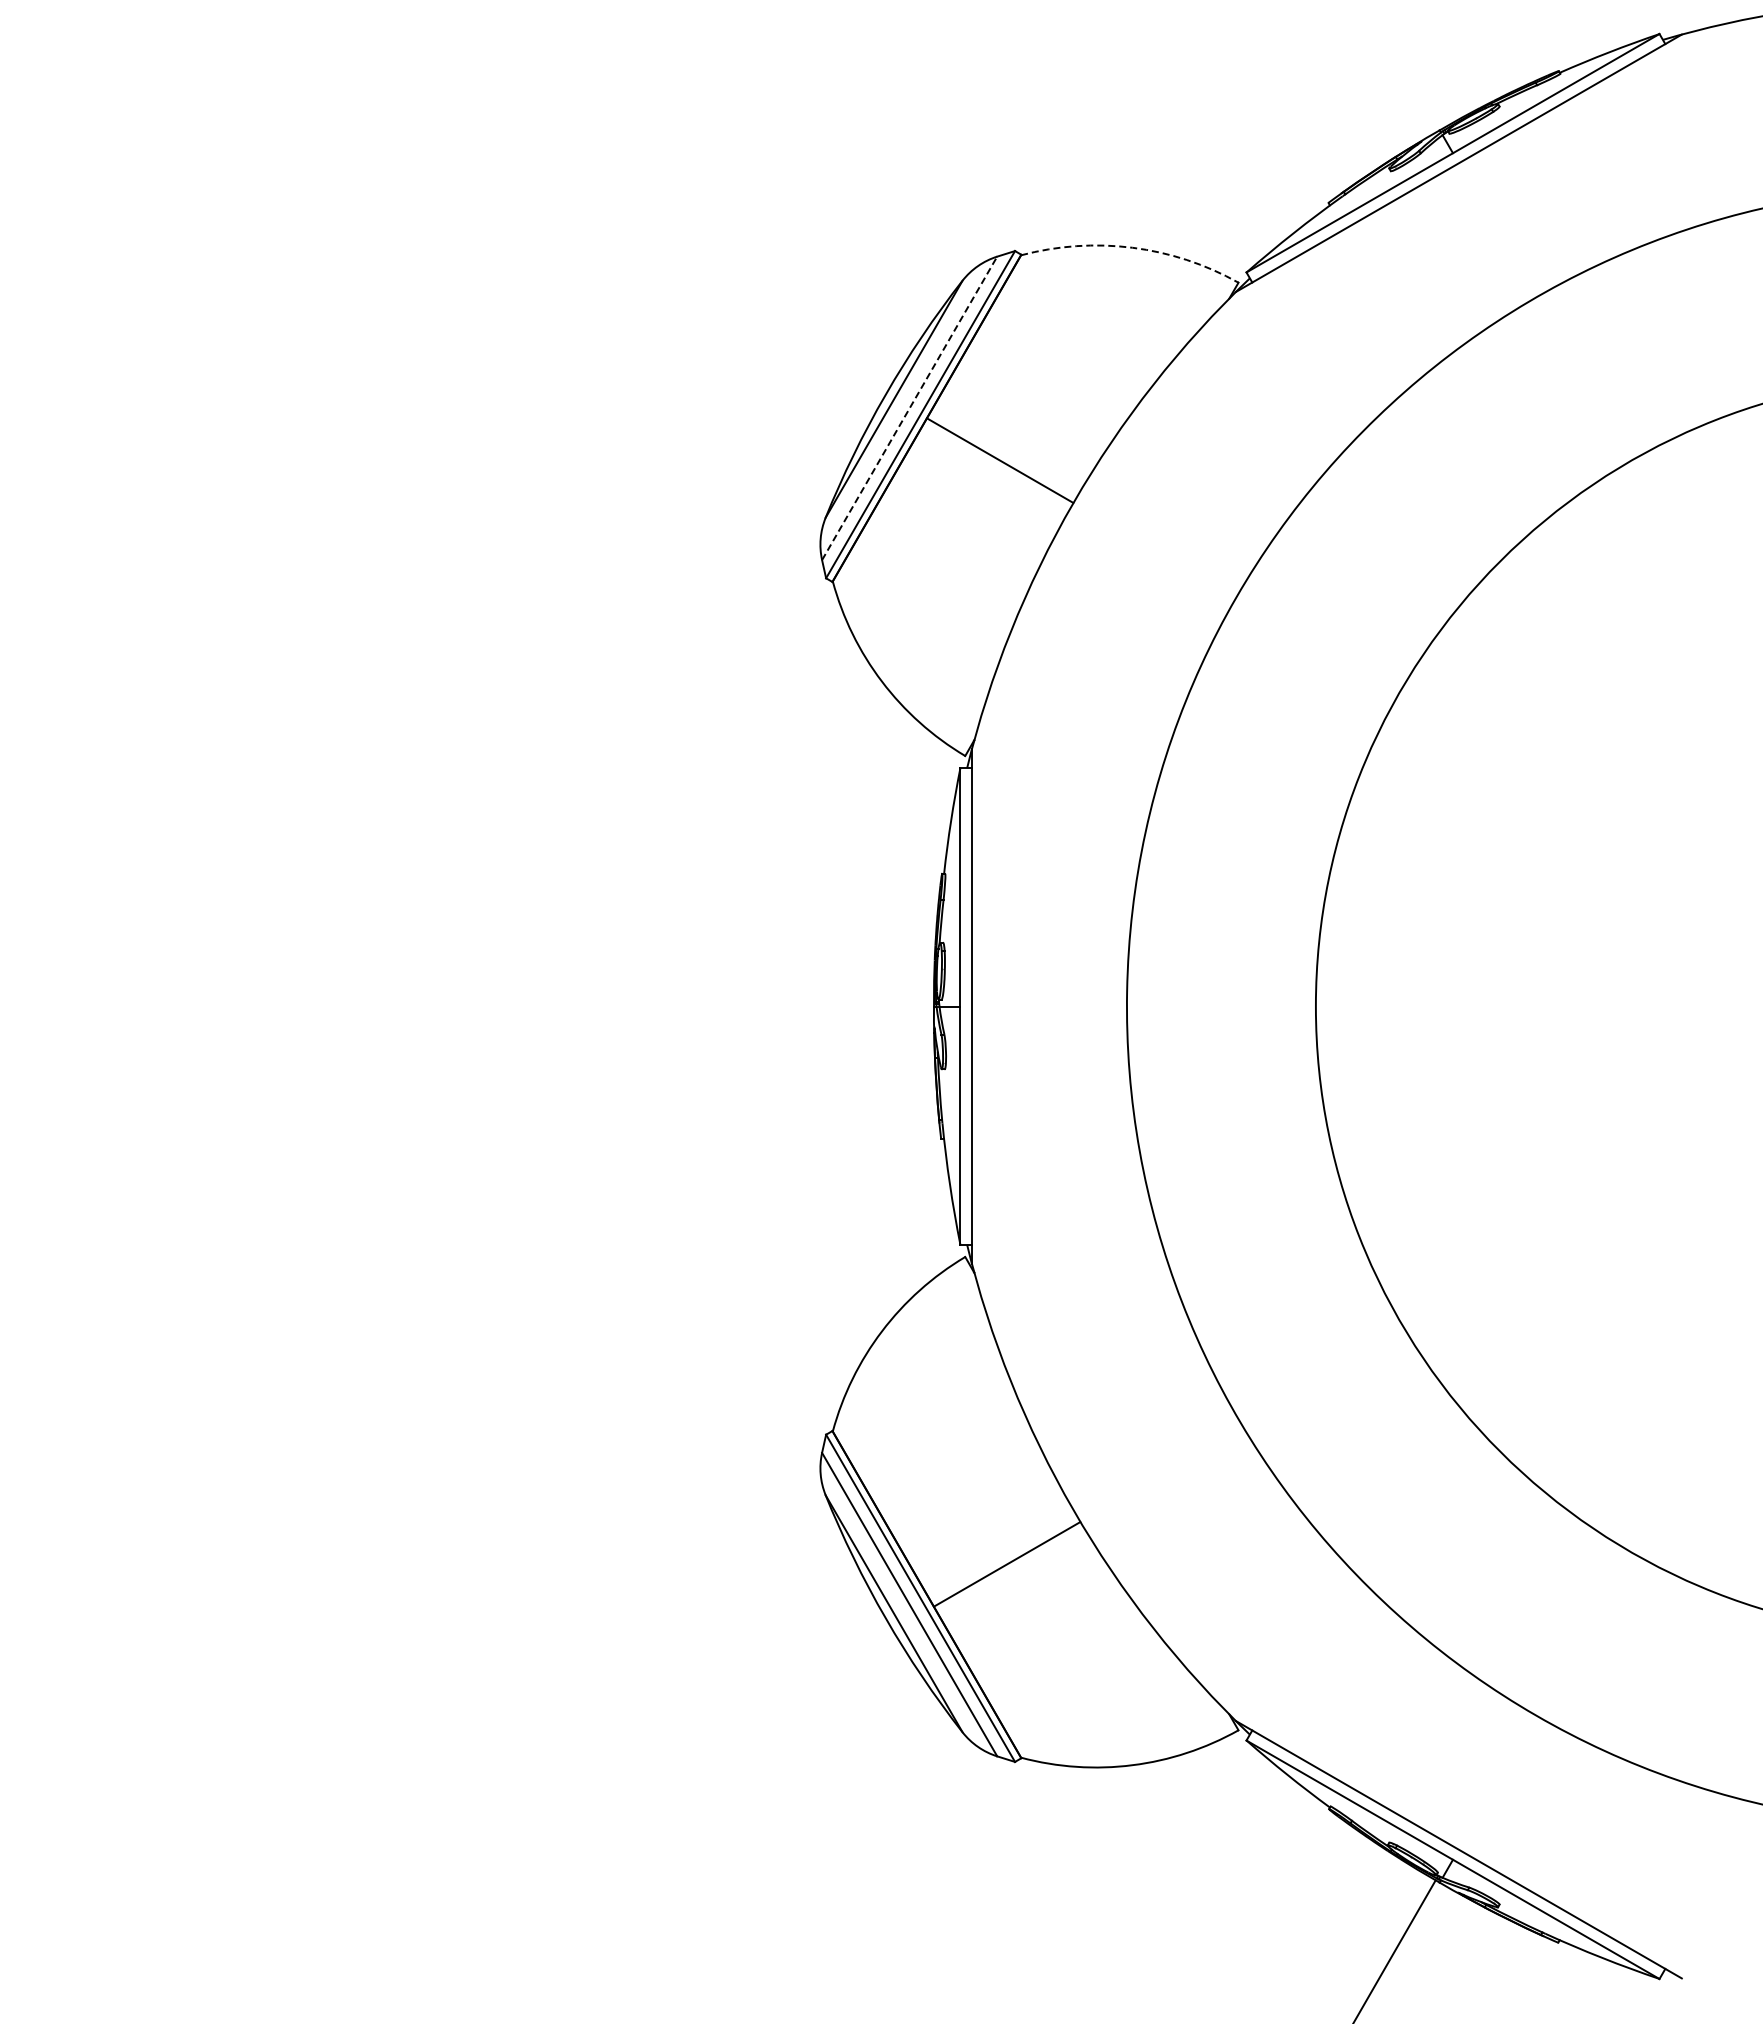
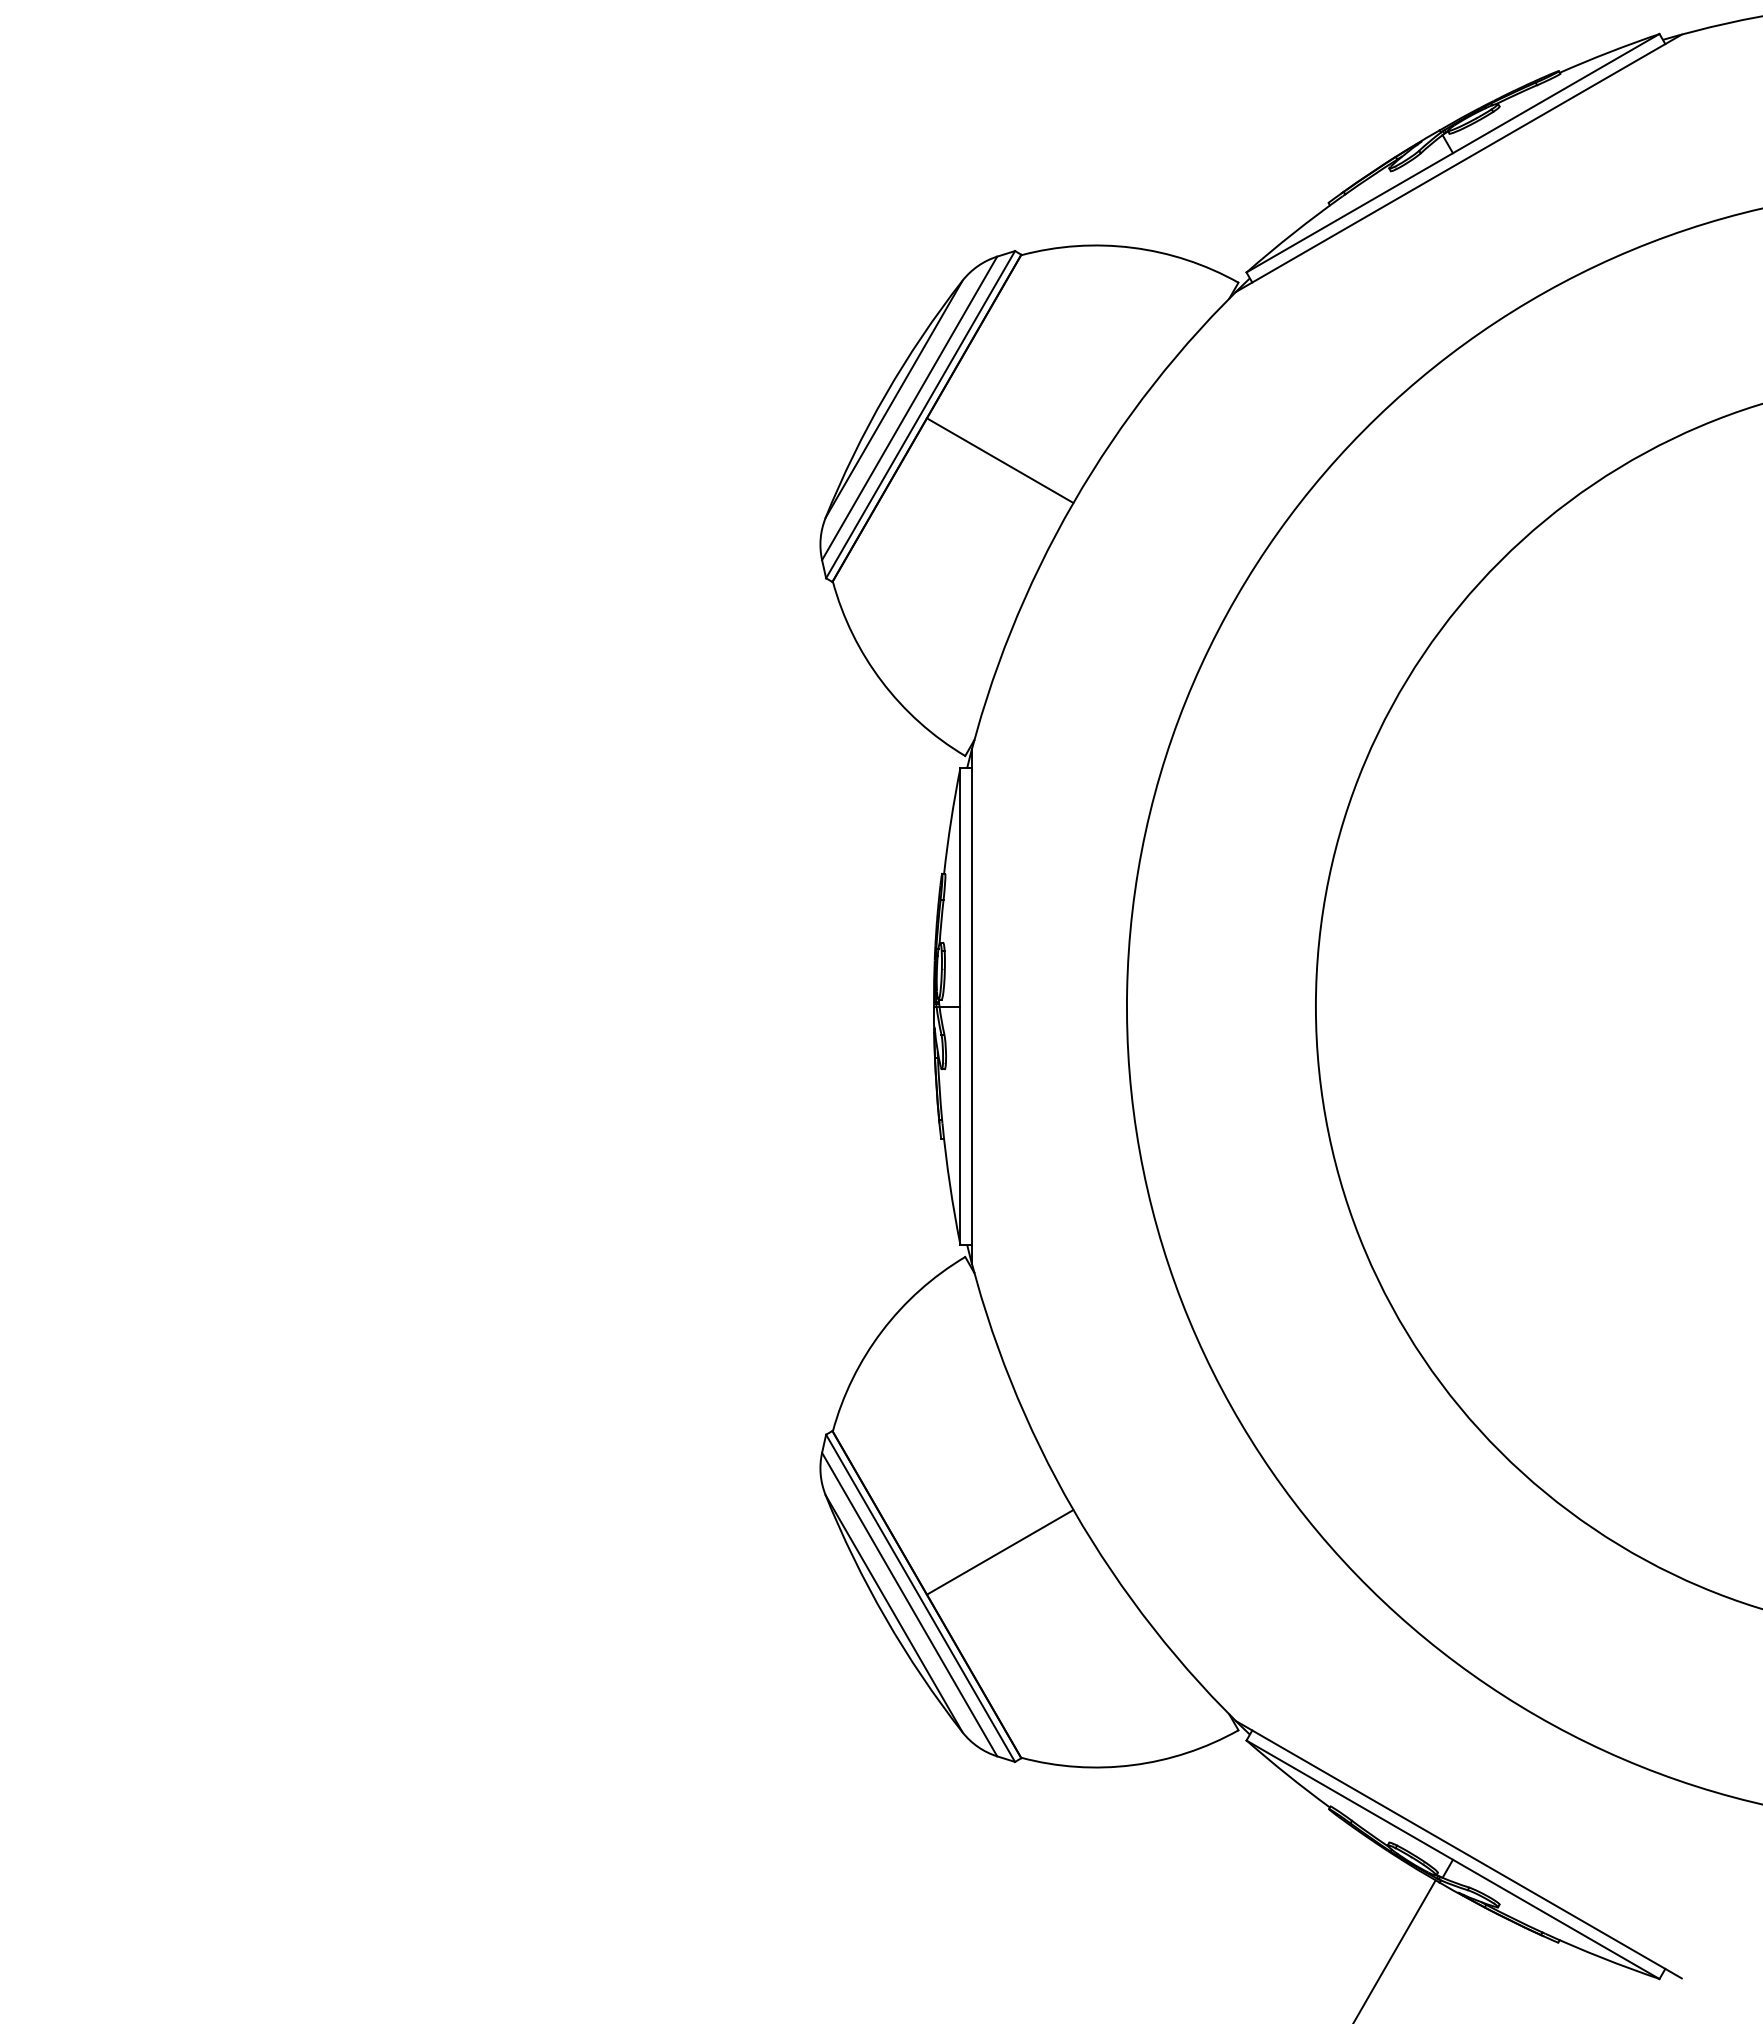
arc: dashed -> solid (1132, 247)
line: dashed -> solid (909, 407)
line position: (1007, 1564) -> (1000, 1552) (1000, 1552)
